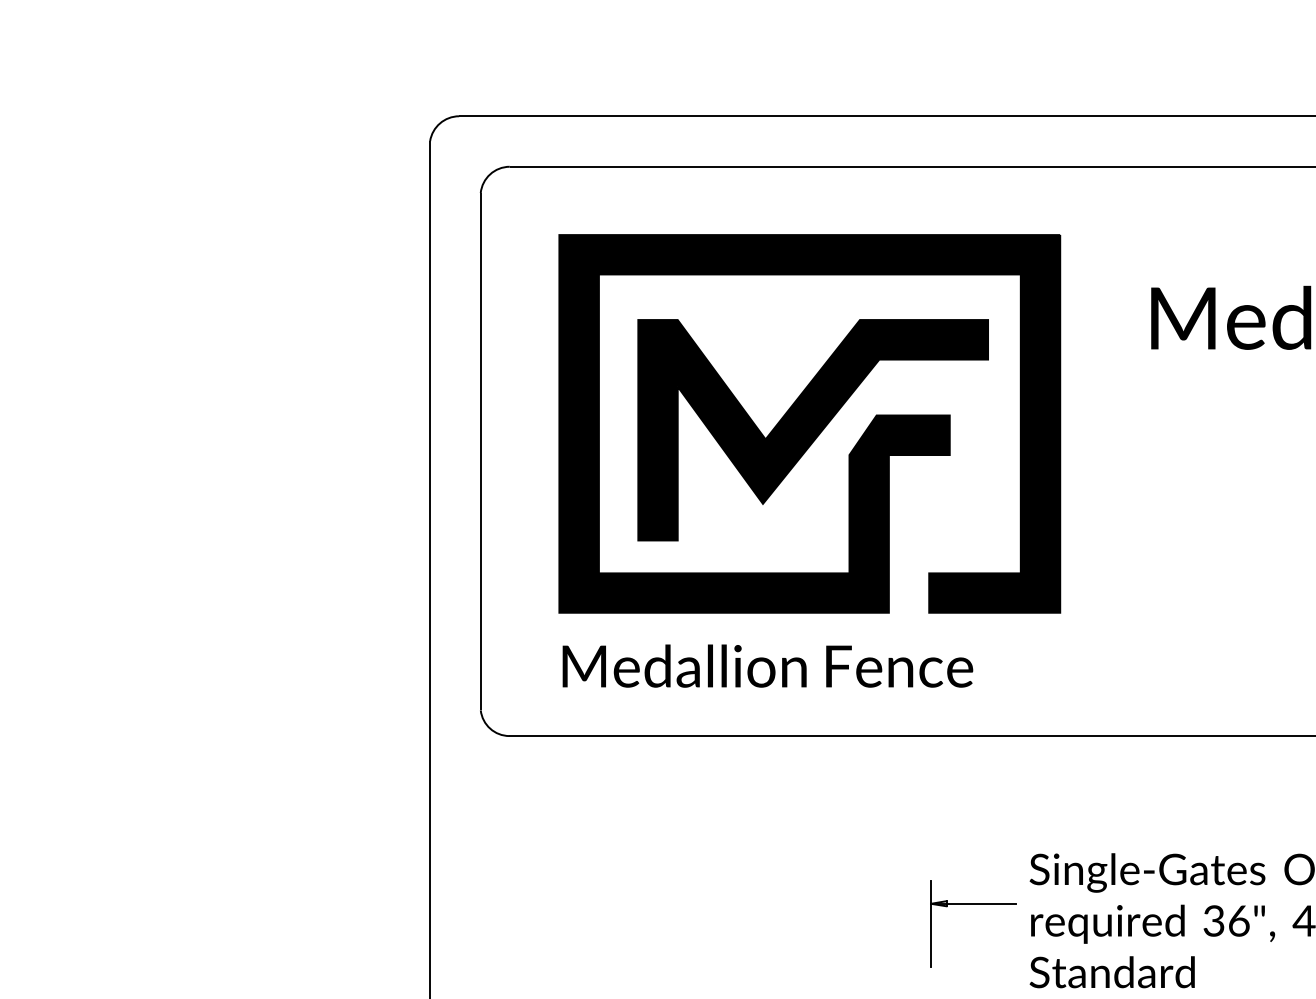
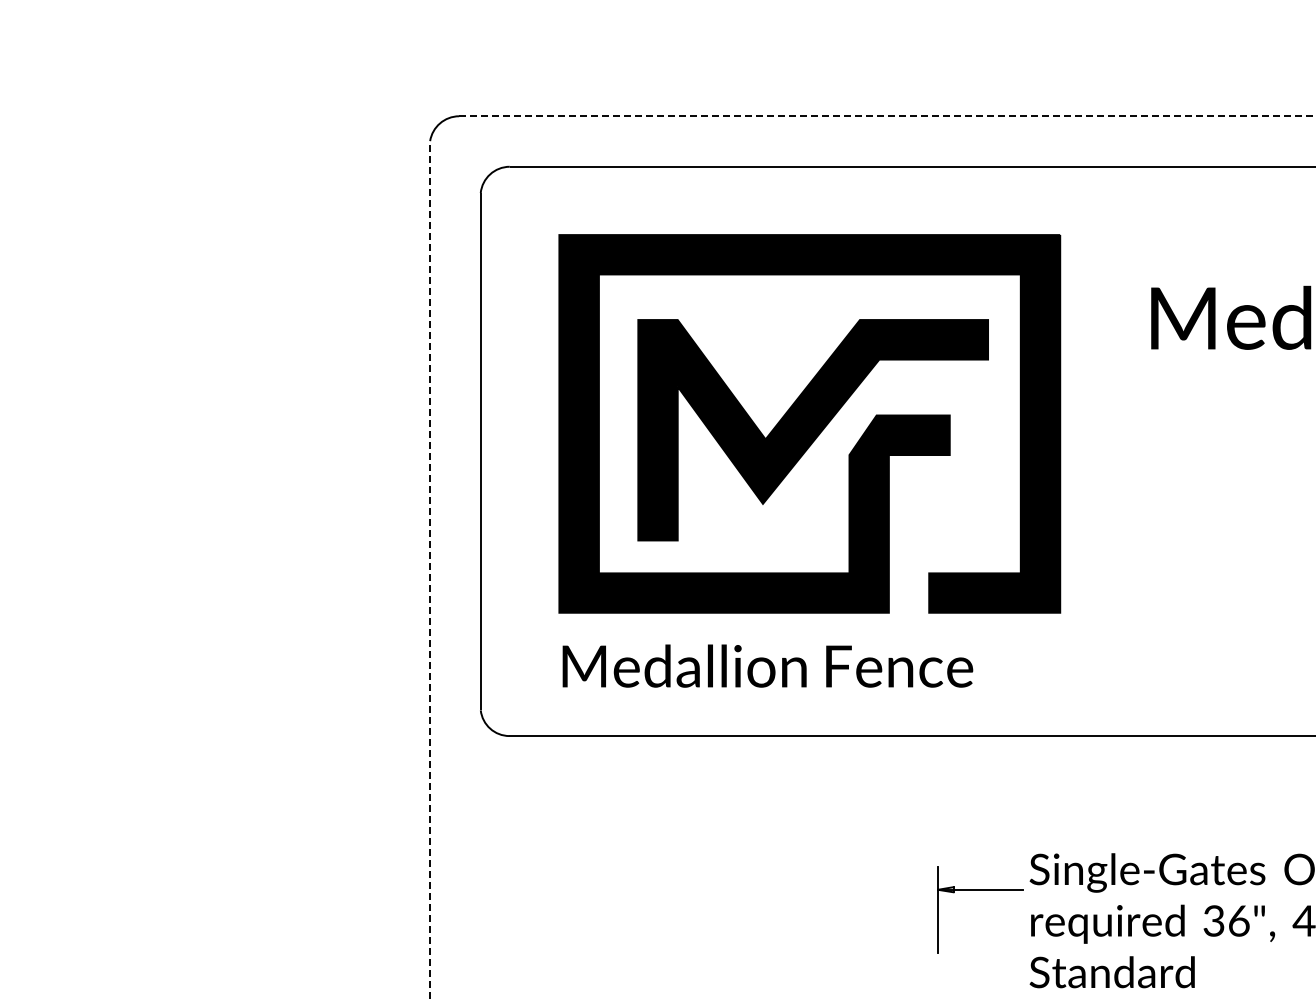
line: solid -> dashed (887, 116)
line: solid -> dashed (430, 569)
part position: (973, 904) -> (980, 890) (980, 890)
